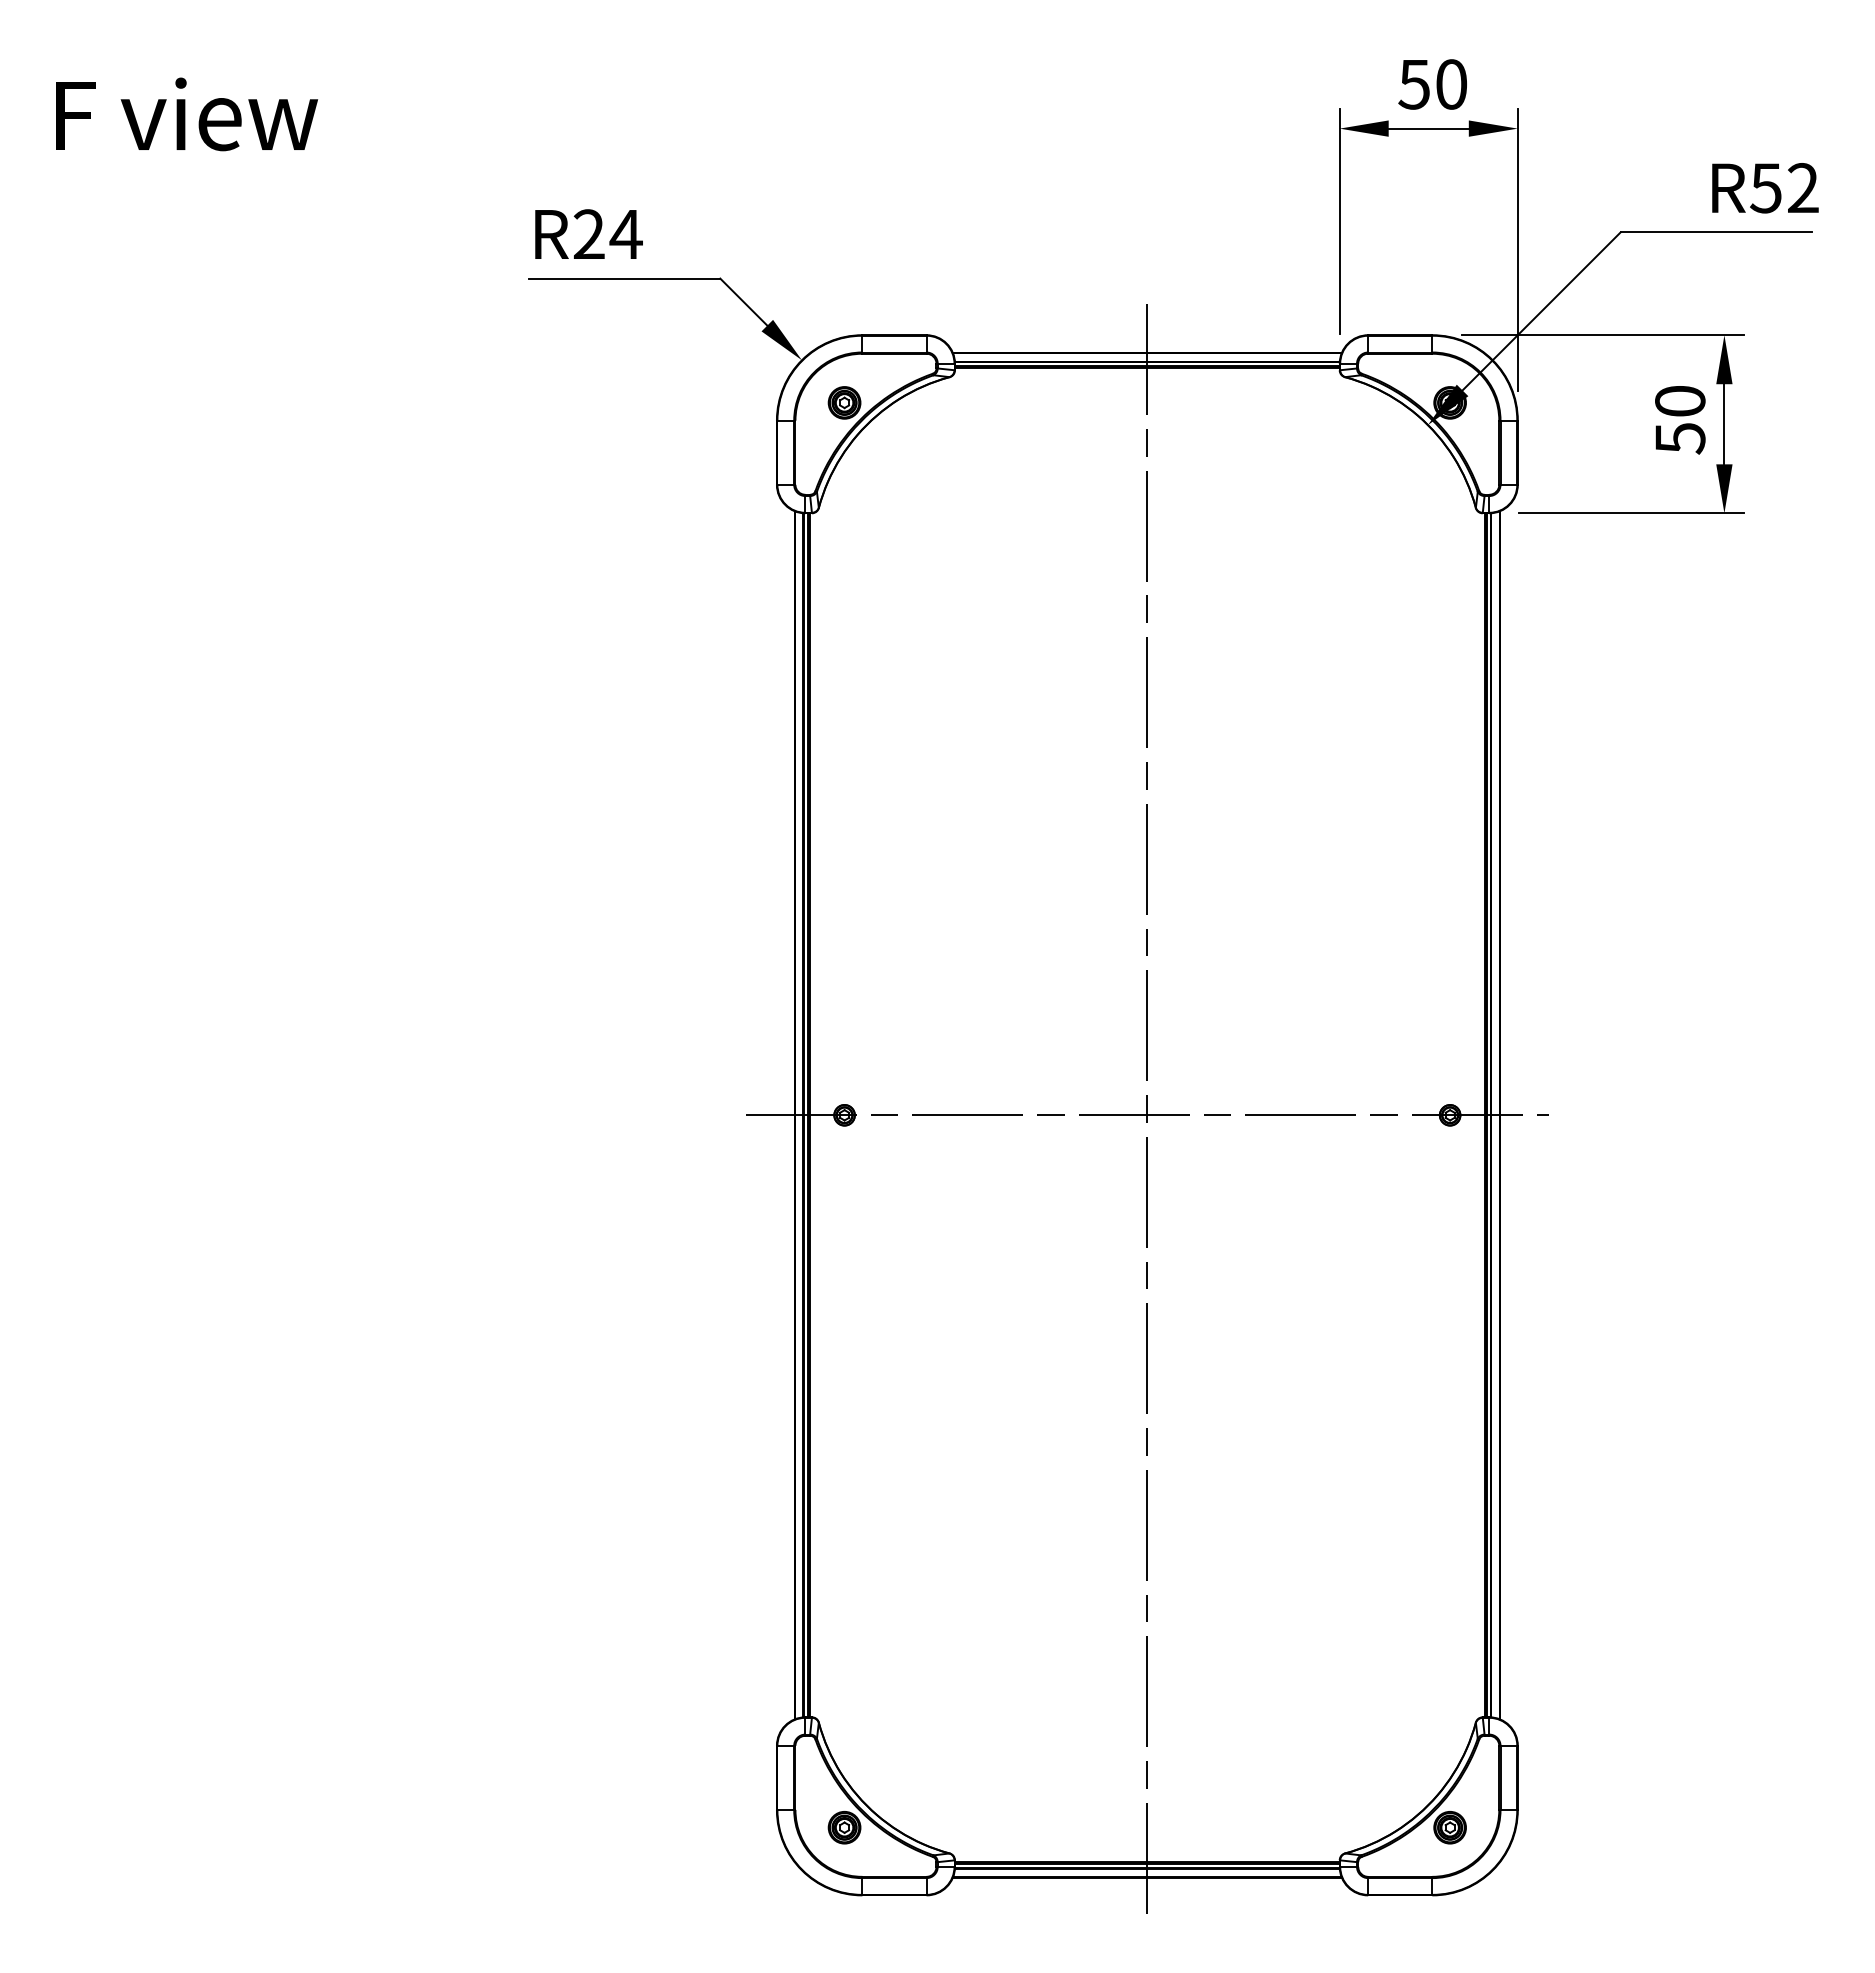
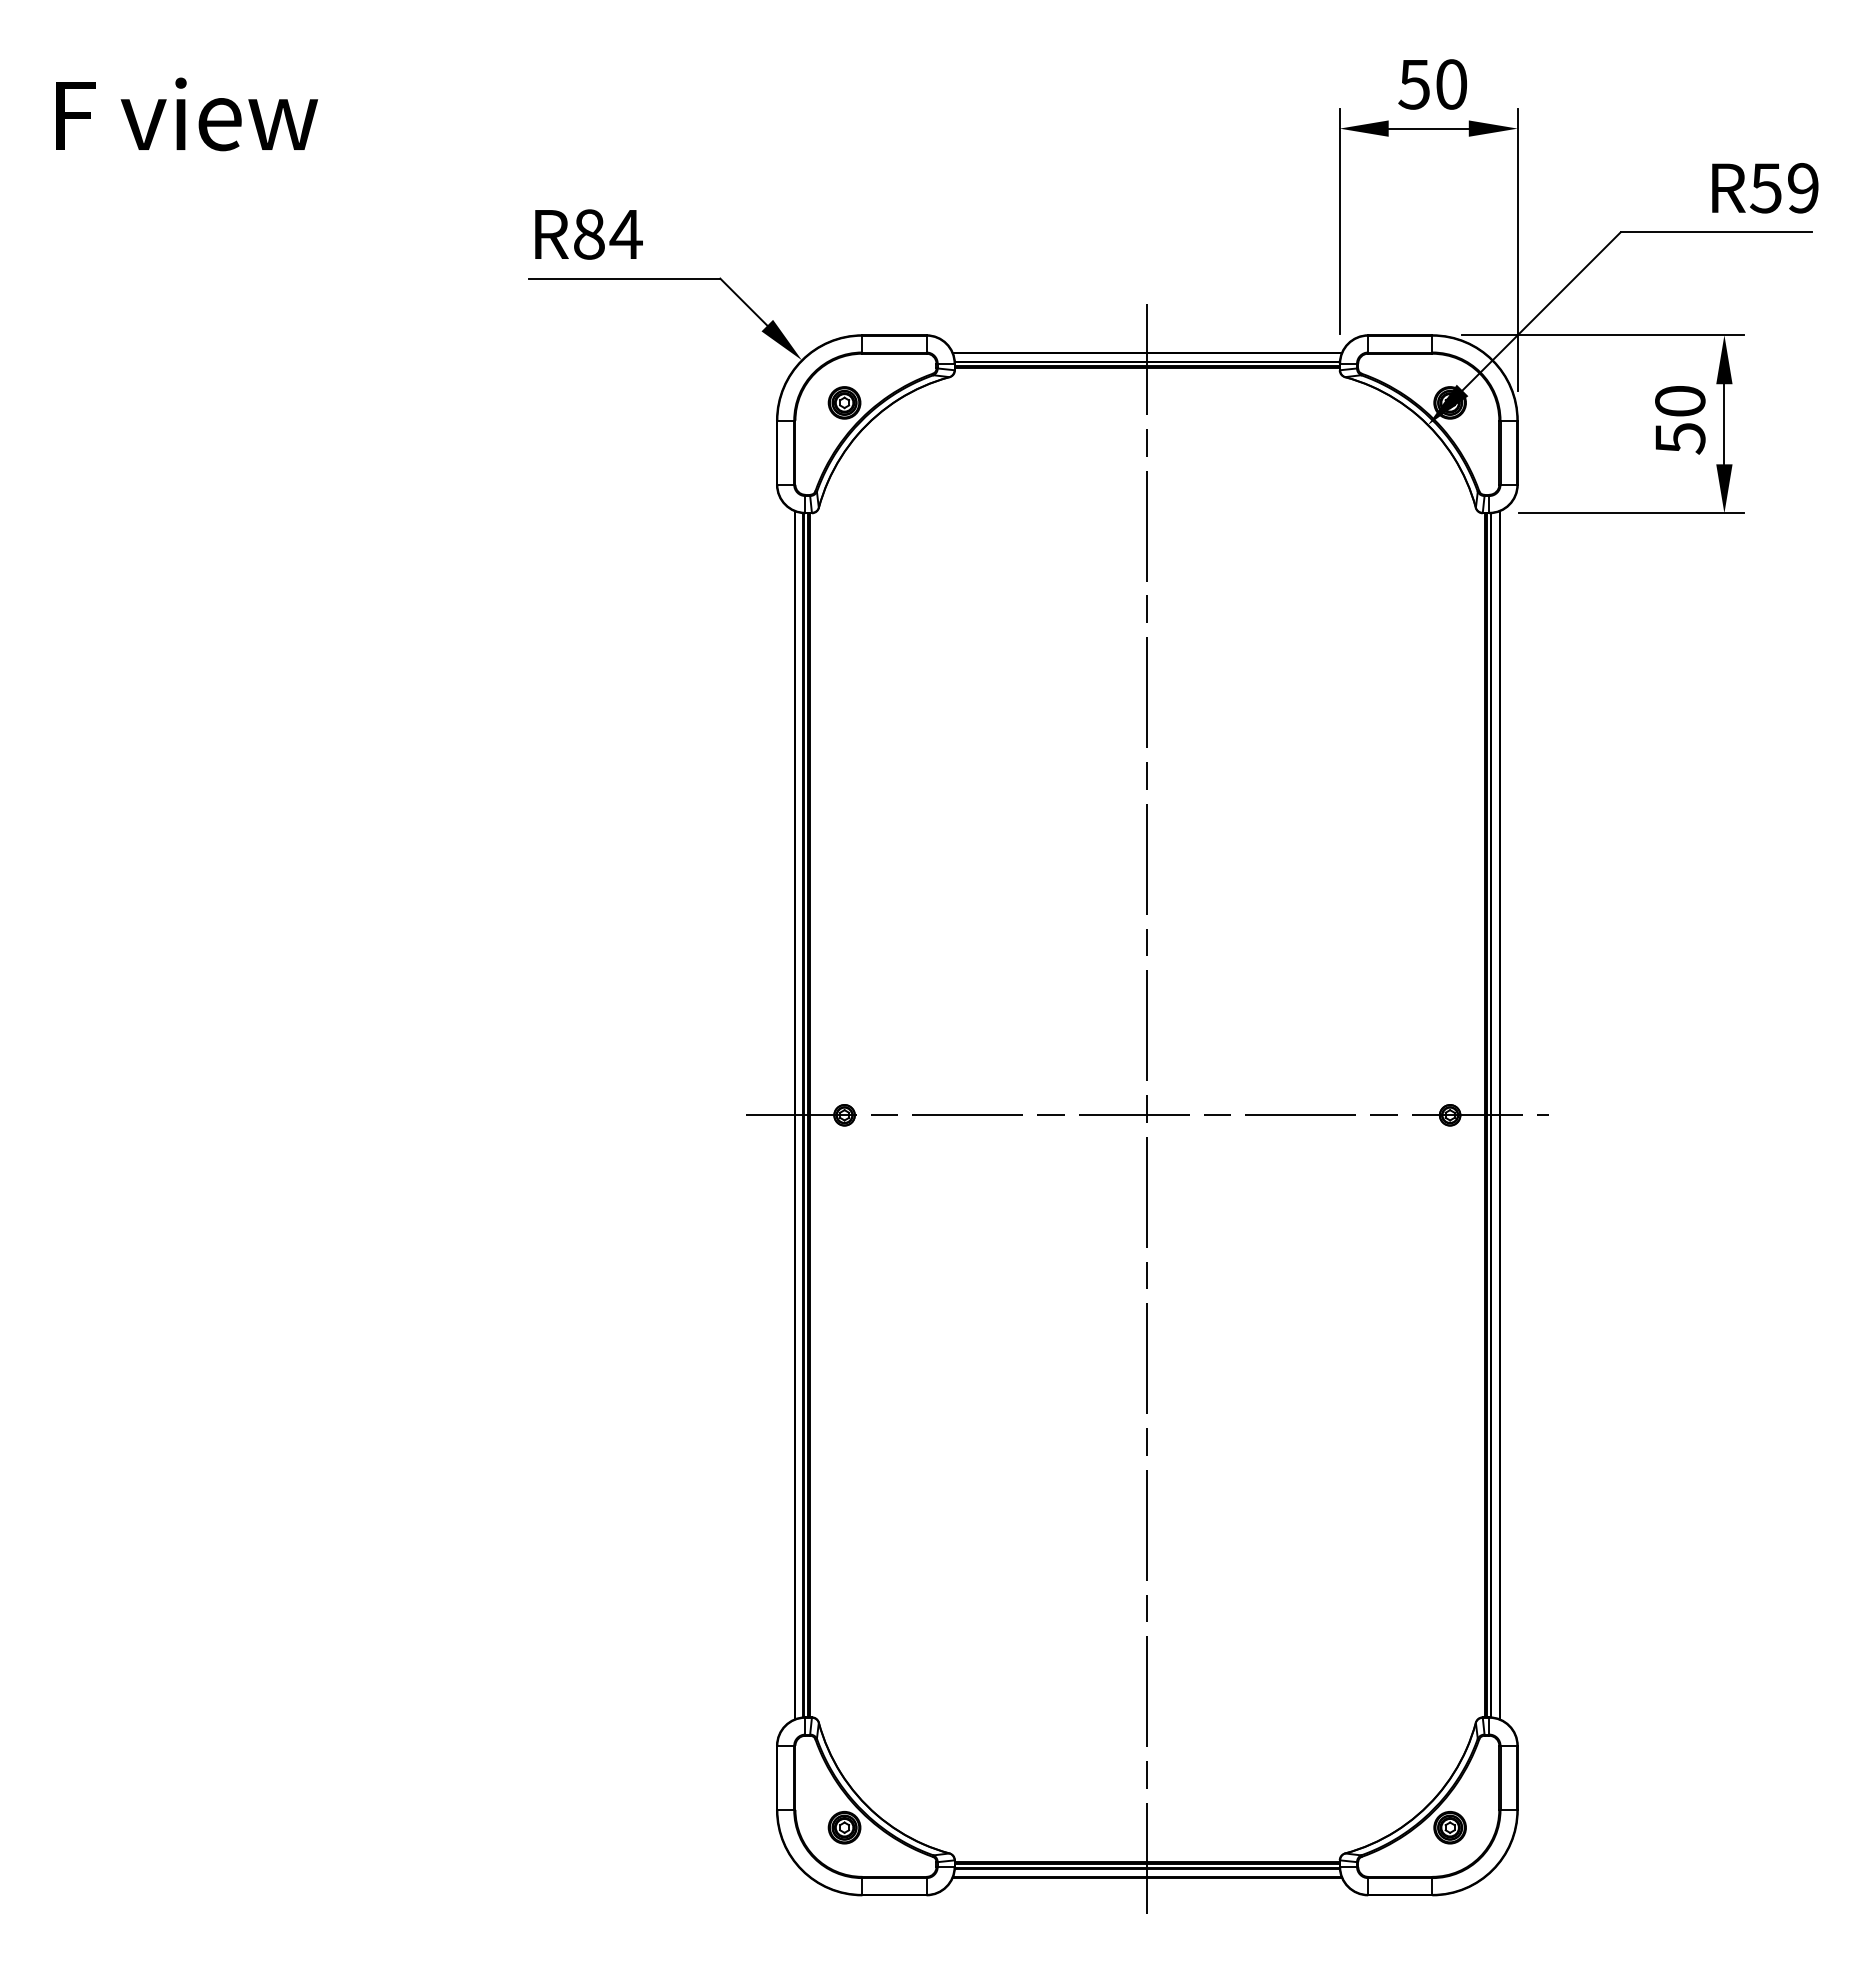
text: R52 -> R59 (1803, 188)
text: R24 -> R84 (588, 234)
